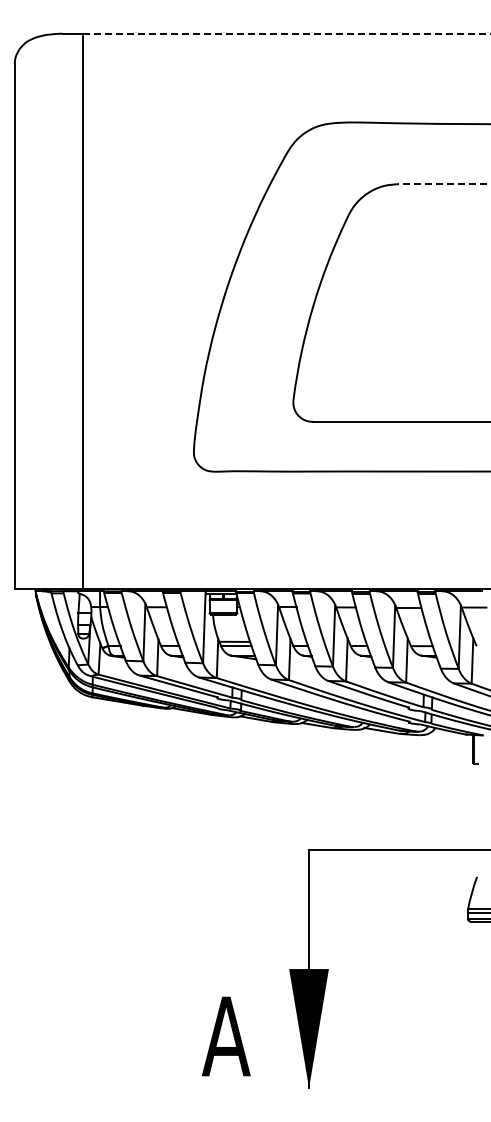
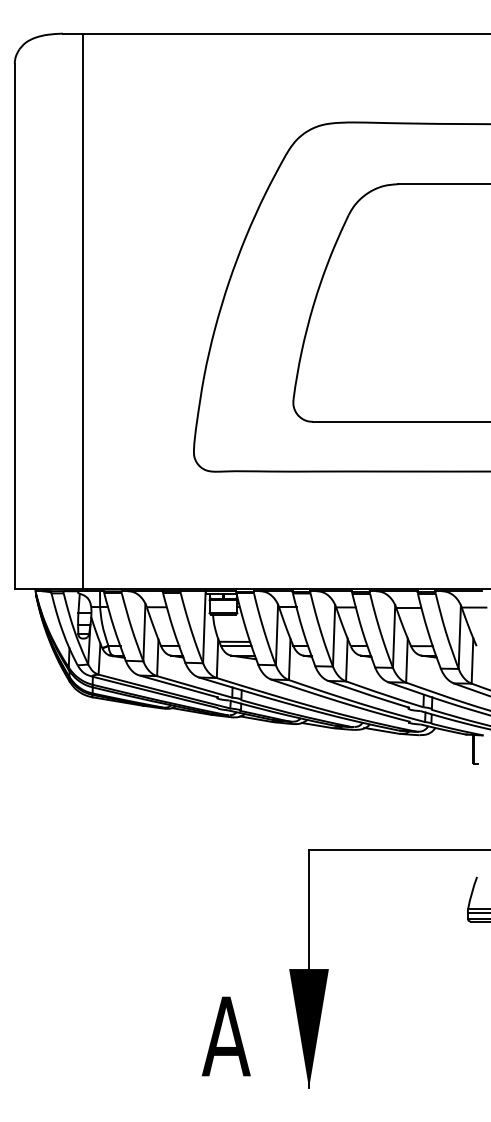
line: dashed -> solid (287, 33)
line: dashed -> solid (444, 184)
